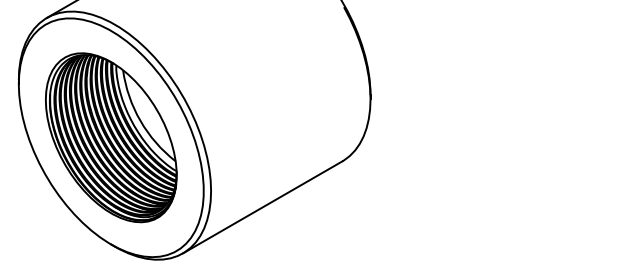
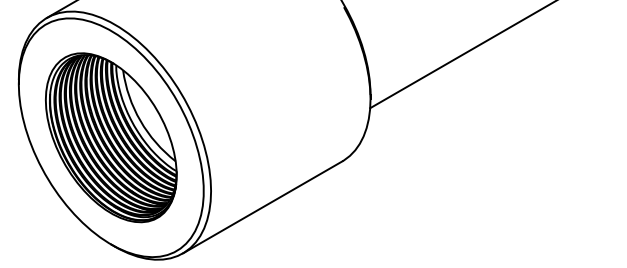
line: none -> present (461, 55)
